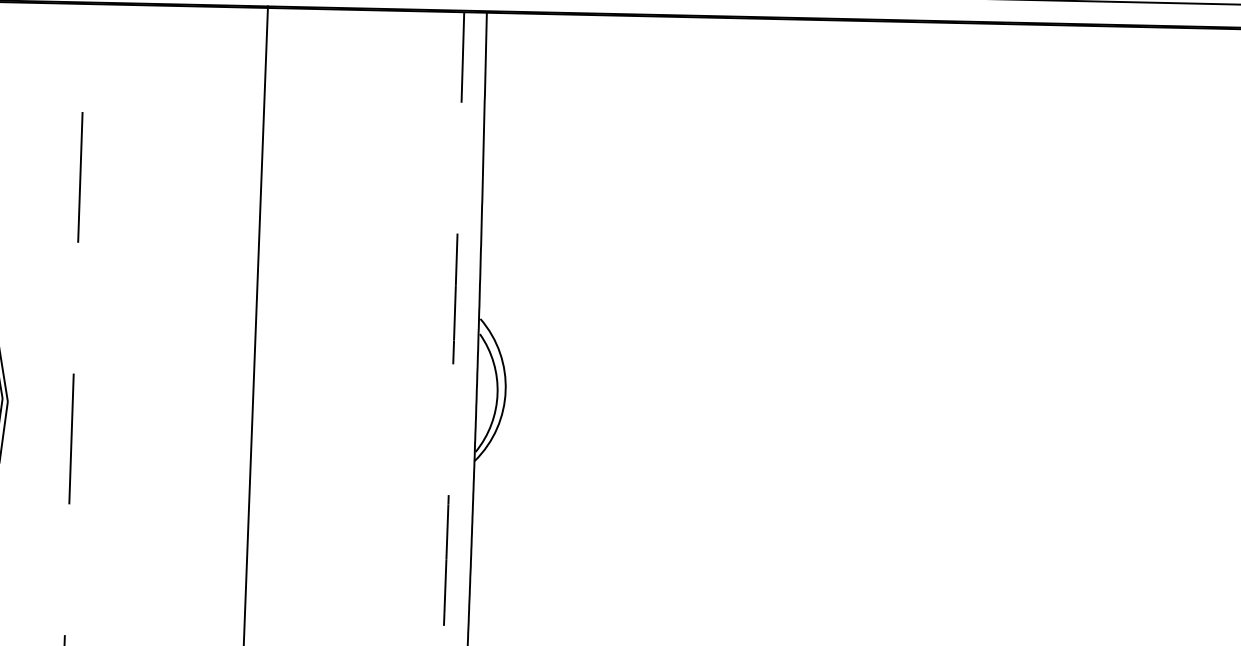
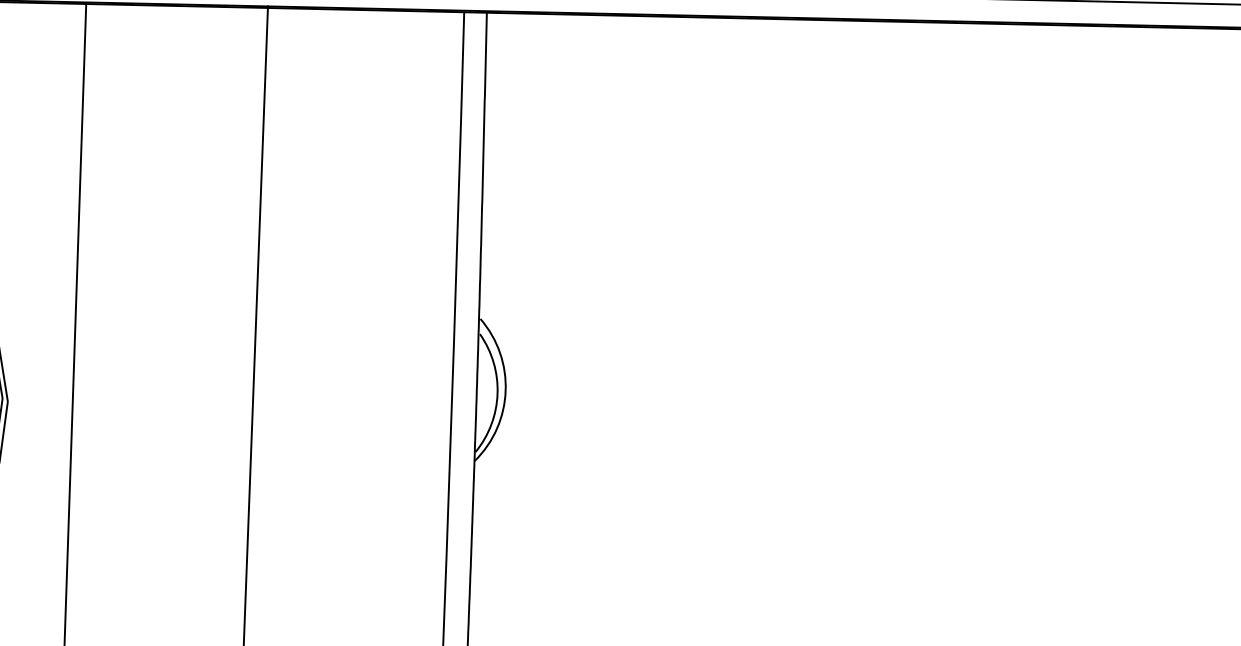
line: dashed -> solid (75, 324)
arc: dashed -> solid (454, 328)
